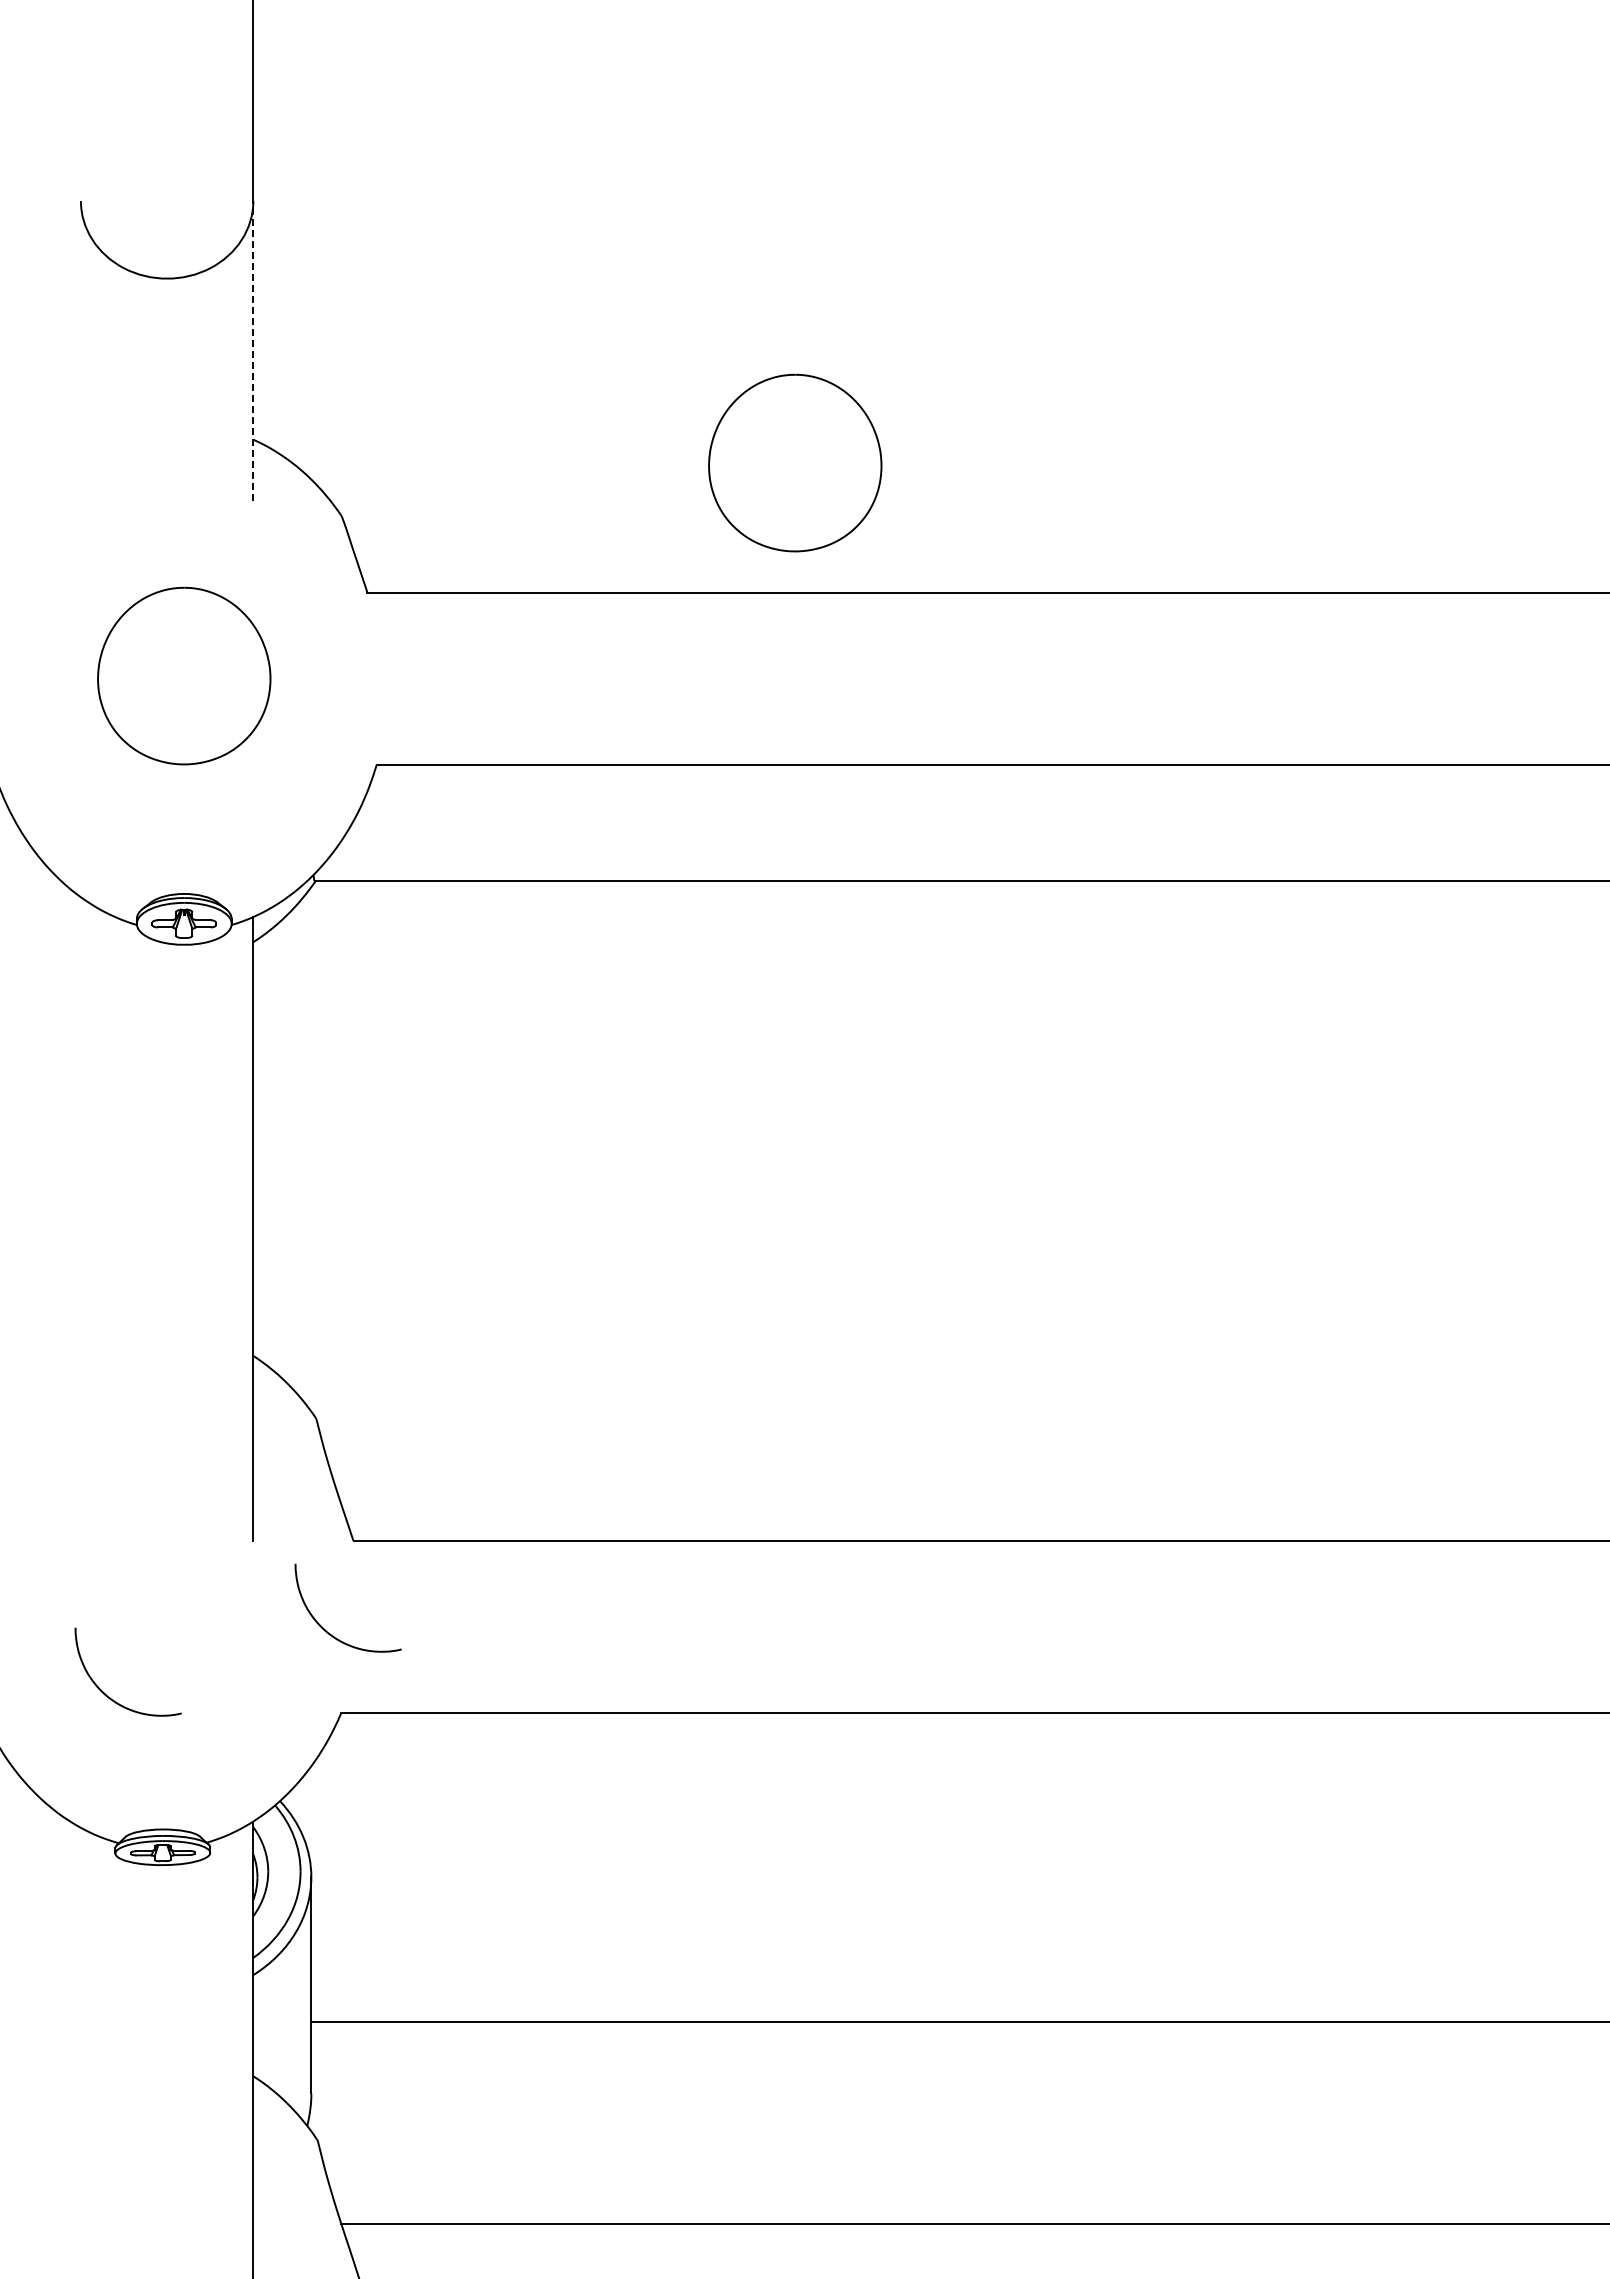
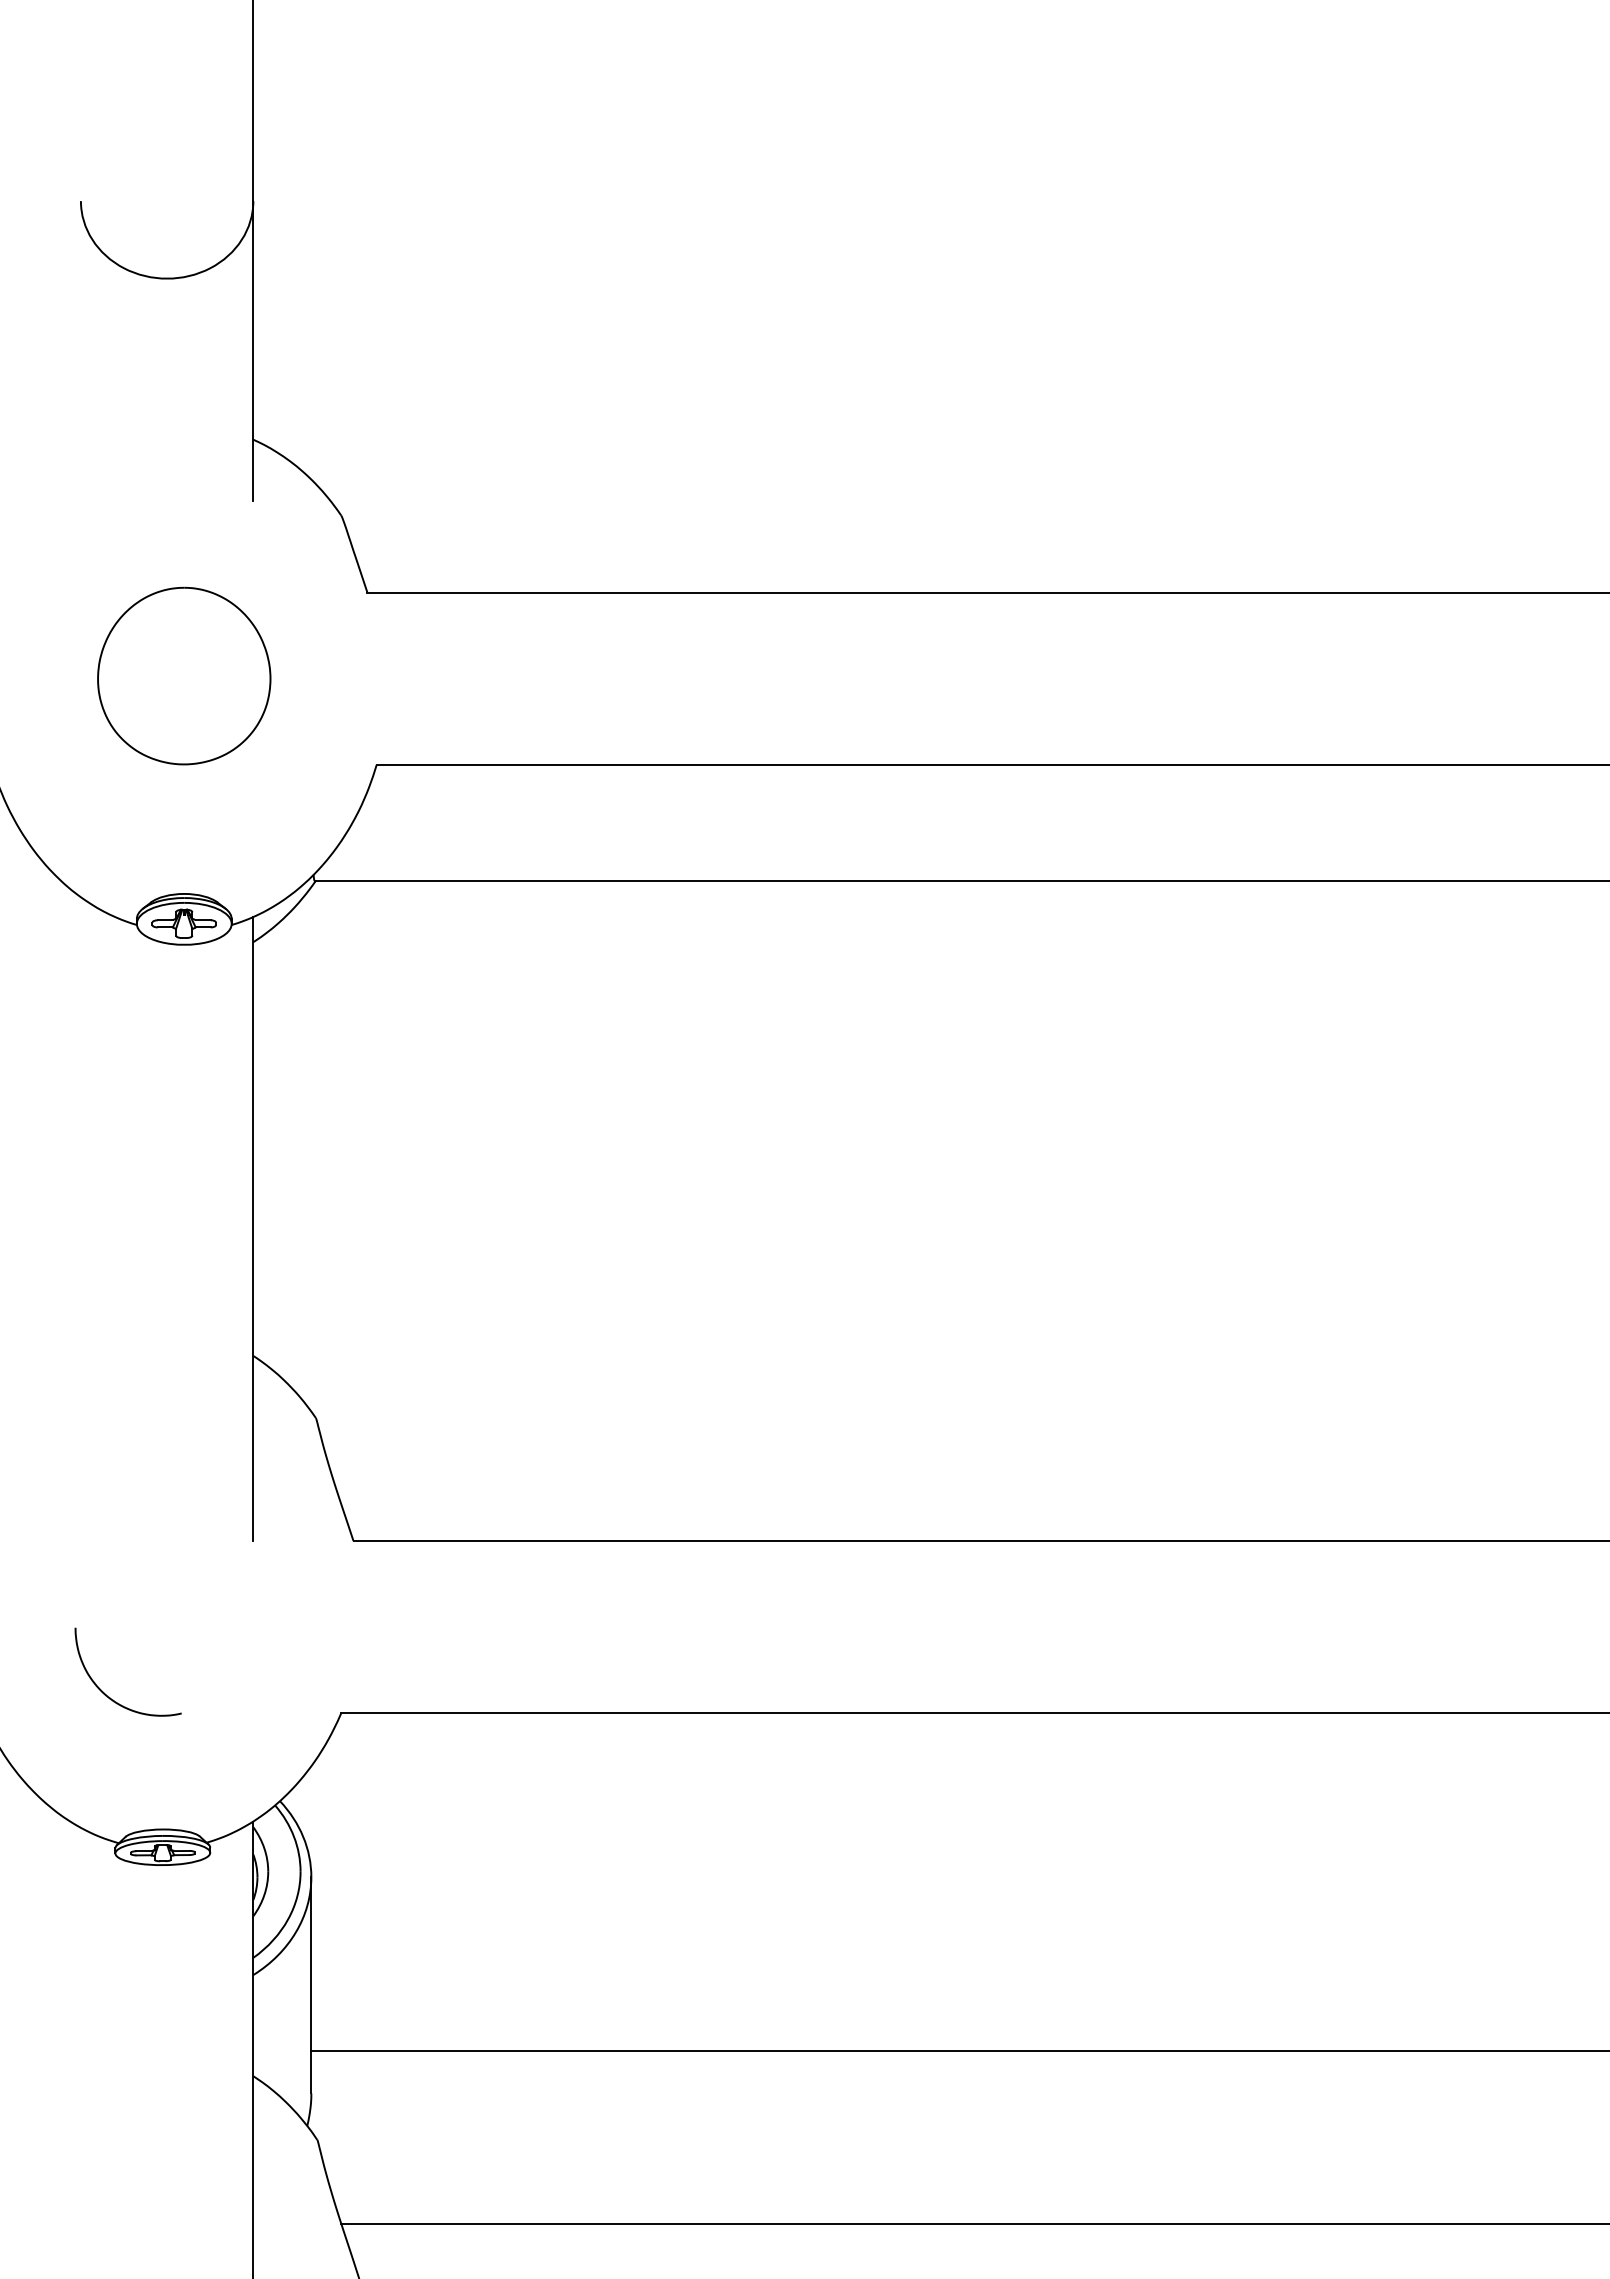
line: dashed -> solid (253, 350)
part: present -> none (795, 462)
curve: present -> none (329, 1632)
line position: (958, 2022) -> (958, 2051) (958, 2051)
